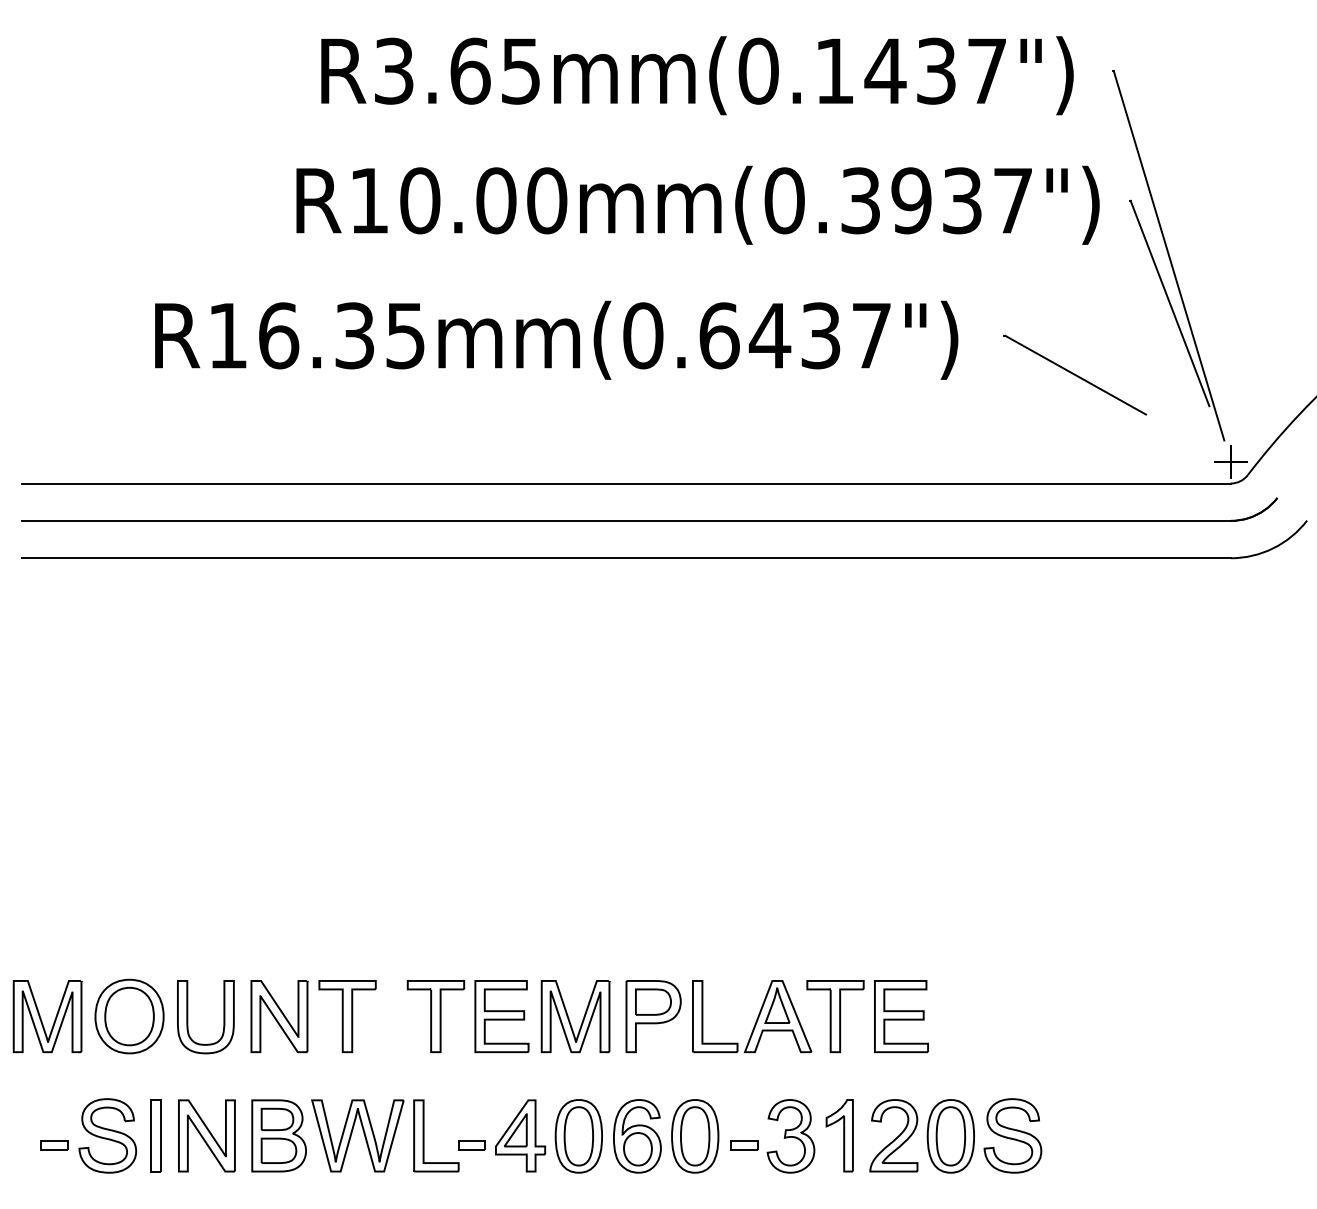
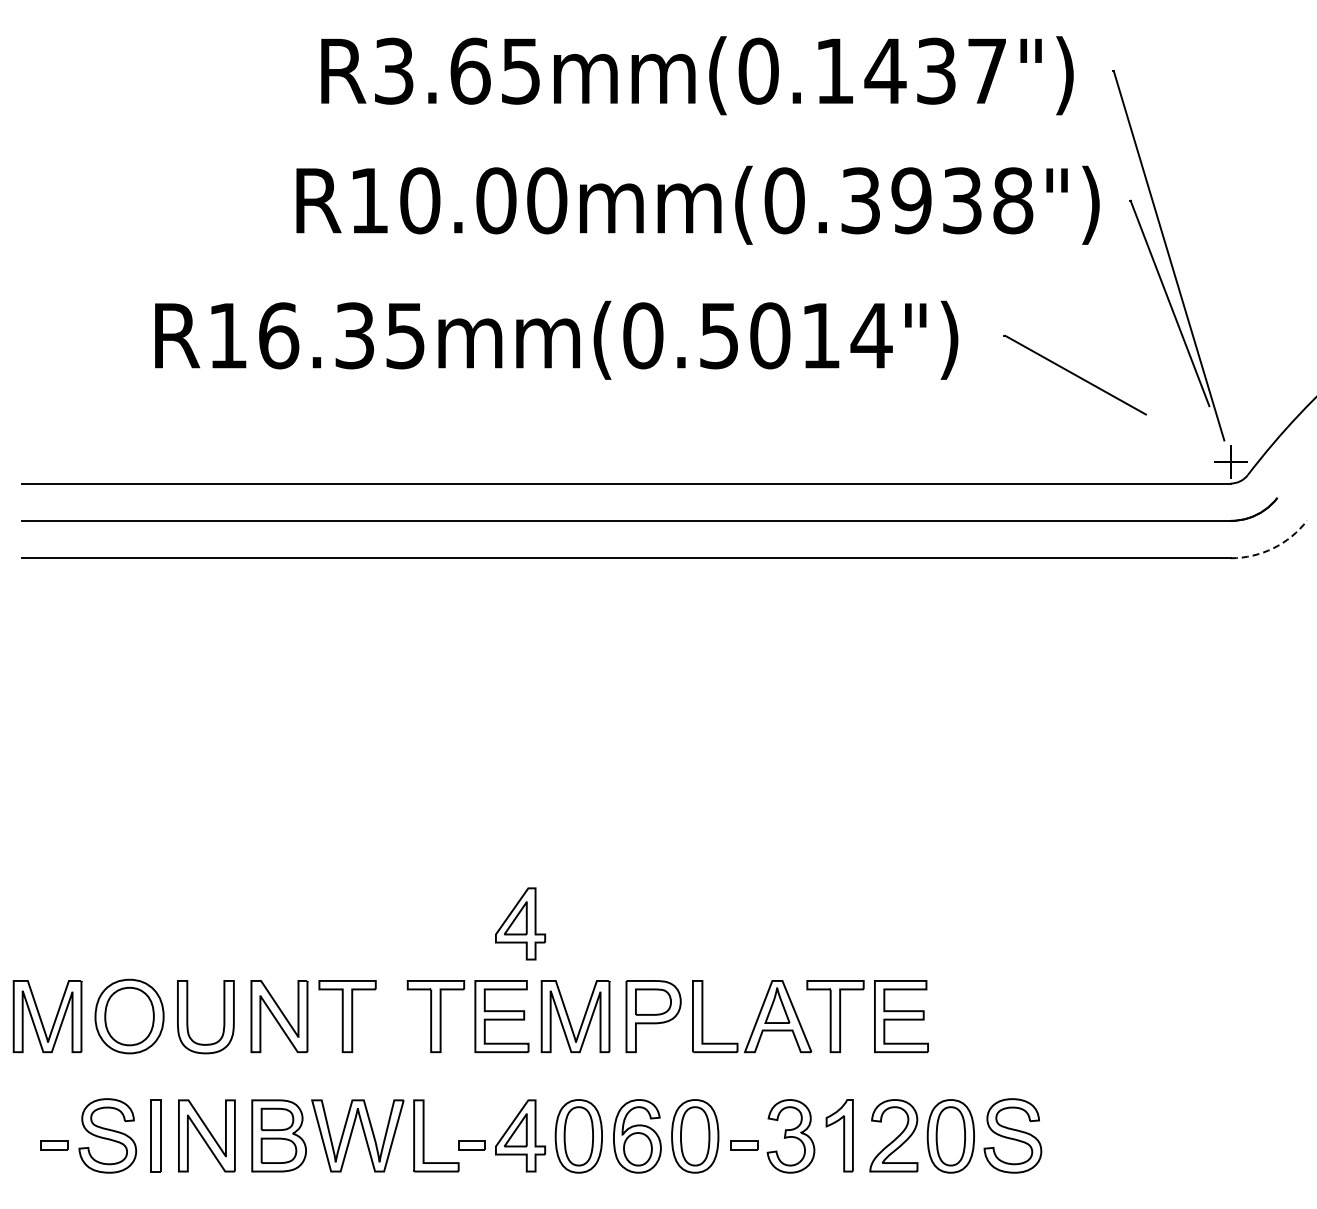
text: R10.00mm(0.3937") -> R10.00mm(0.3938") (1013, 200)
text: R16.35mm(0.6437") -> R16.35mm(0.5014") (795, 335)
arc: solid -> dashed (1273, 548)
part: none -> present (520, 923)
